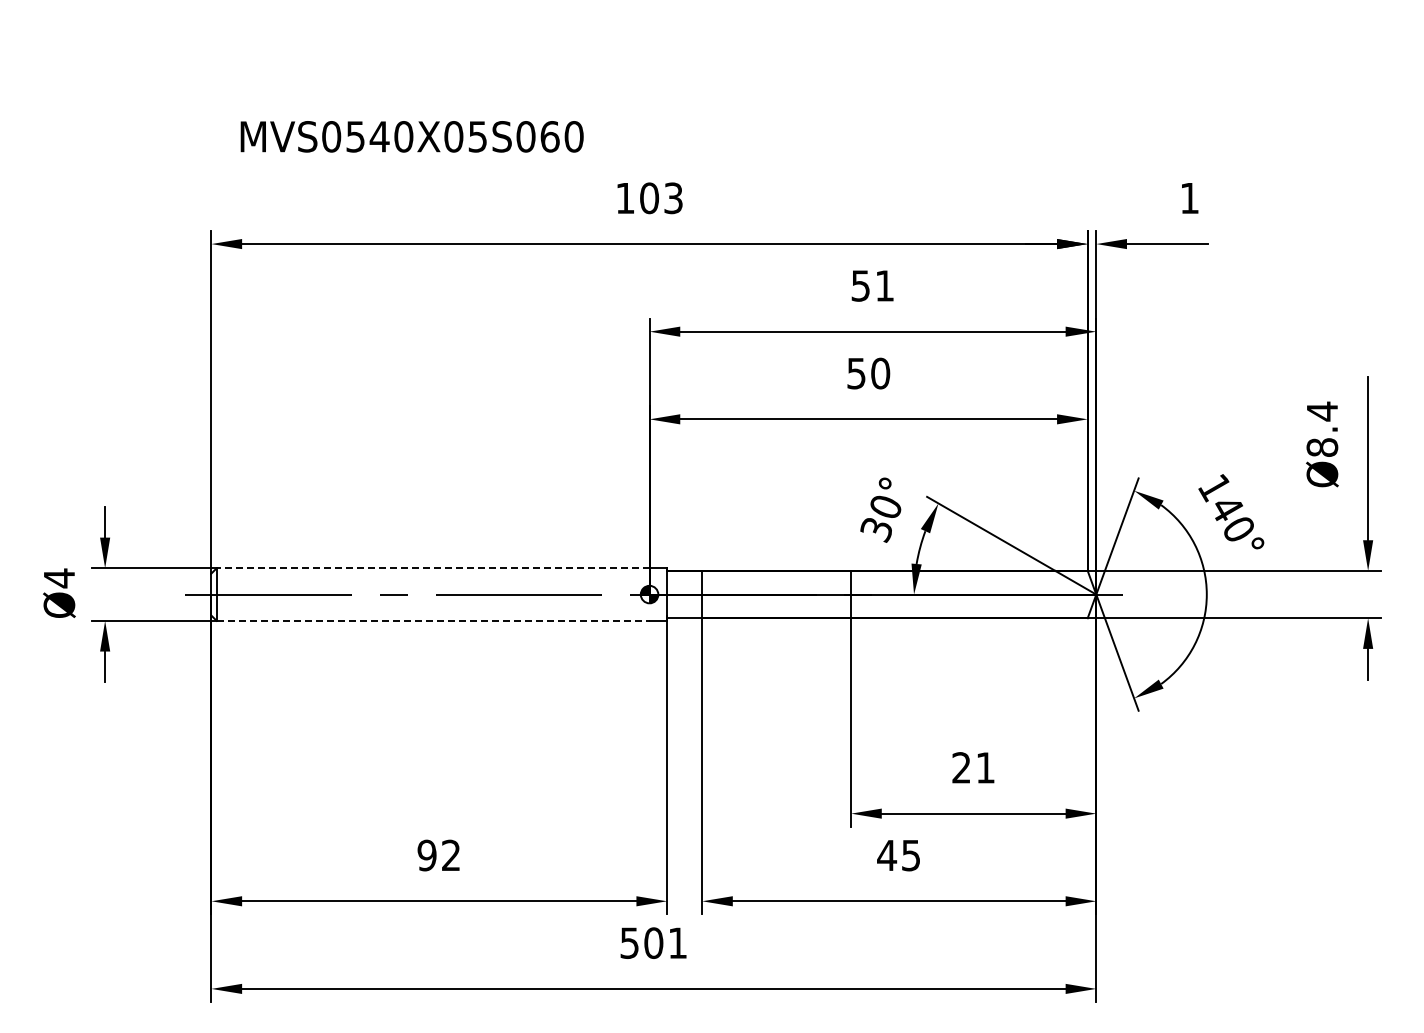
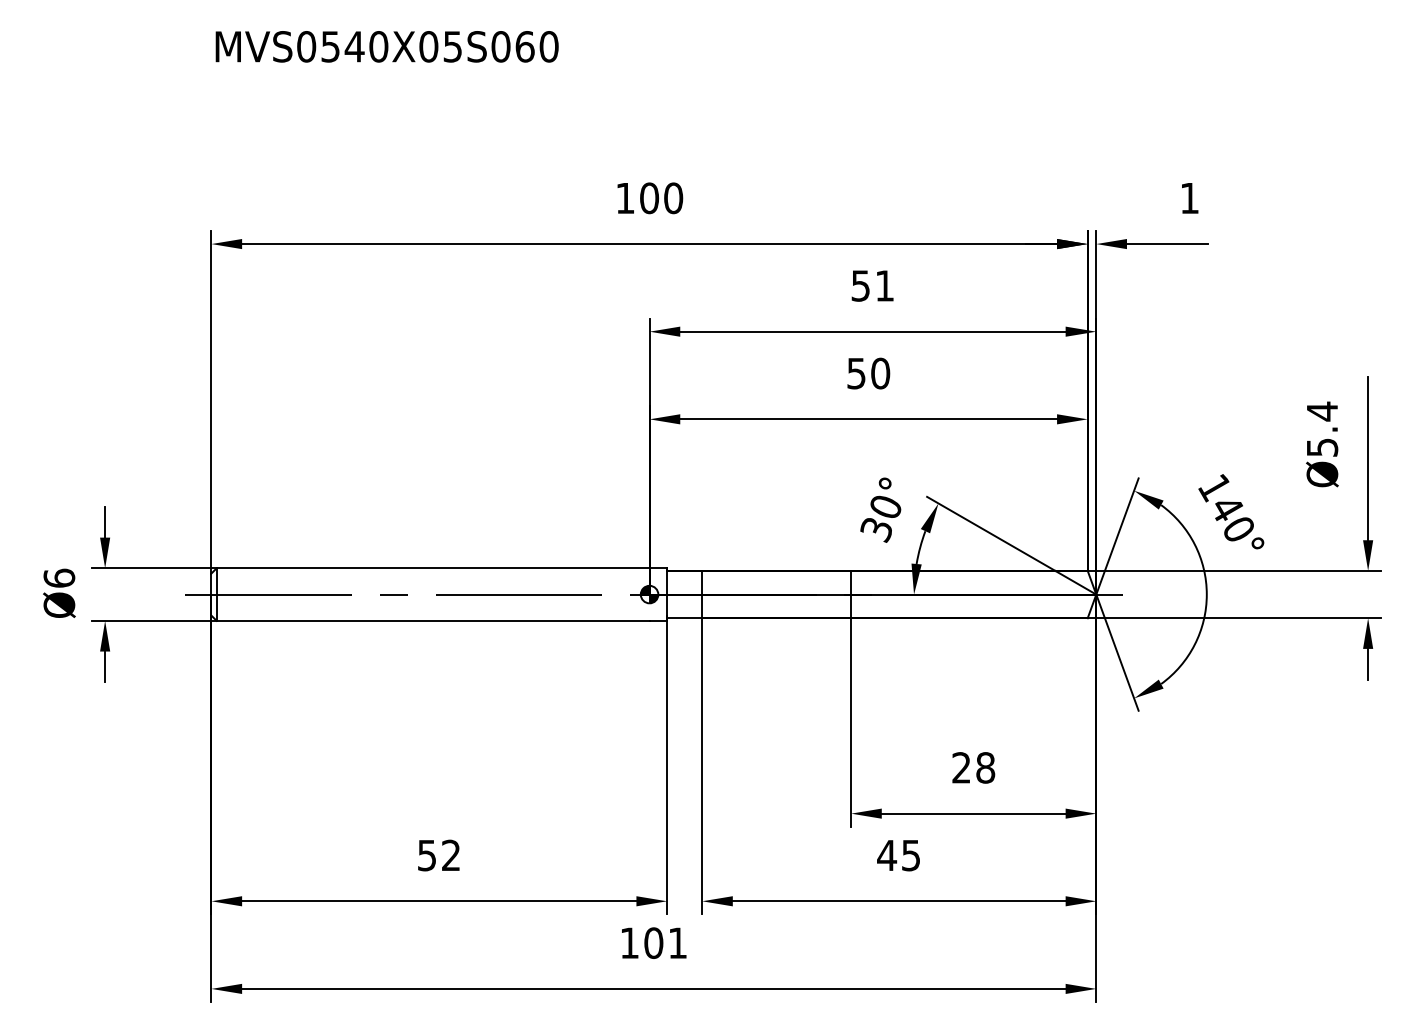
text position: (411, 136) -> (386, 46) (386, 46)
text: 103 -> 100 (673, 198)
text: Ø8.4 -> Ø5.4 (1322, 447)
line: dashed -> solid (432, 568)
text: Ø4 -> Ø6 (59, 578)
line: dashed -> solid (433, 620)
text: 21 -> 28 (985, 767)
text: 92 -> 52 (426, 855)
text: 501 -> 101 (629, 942)
